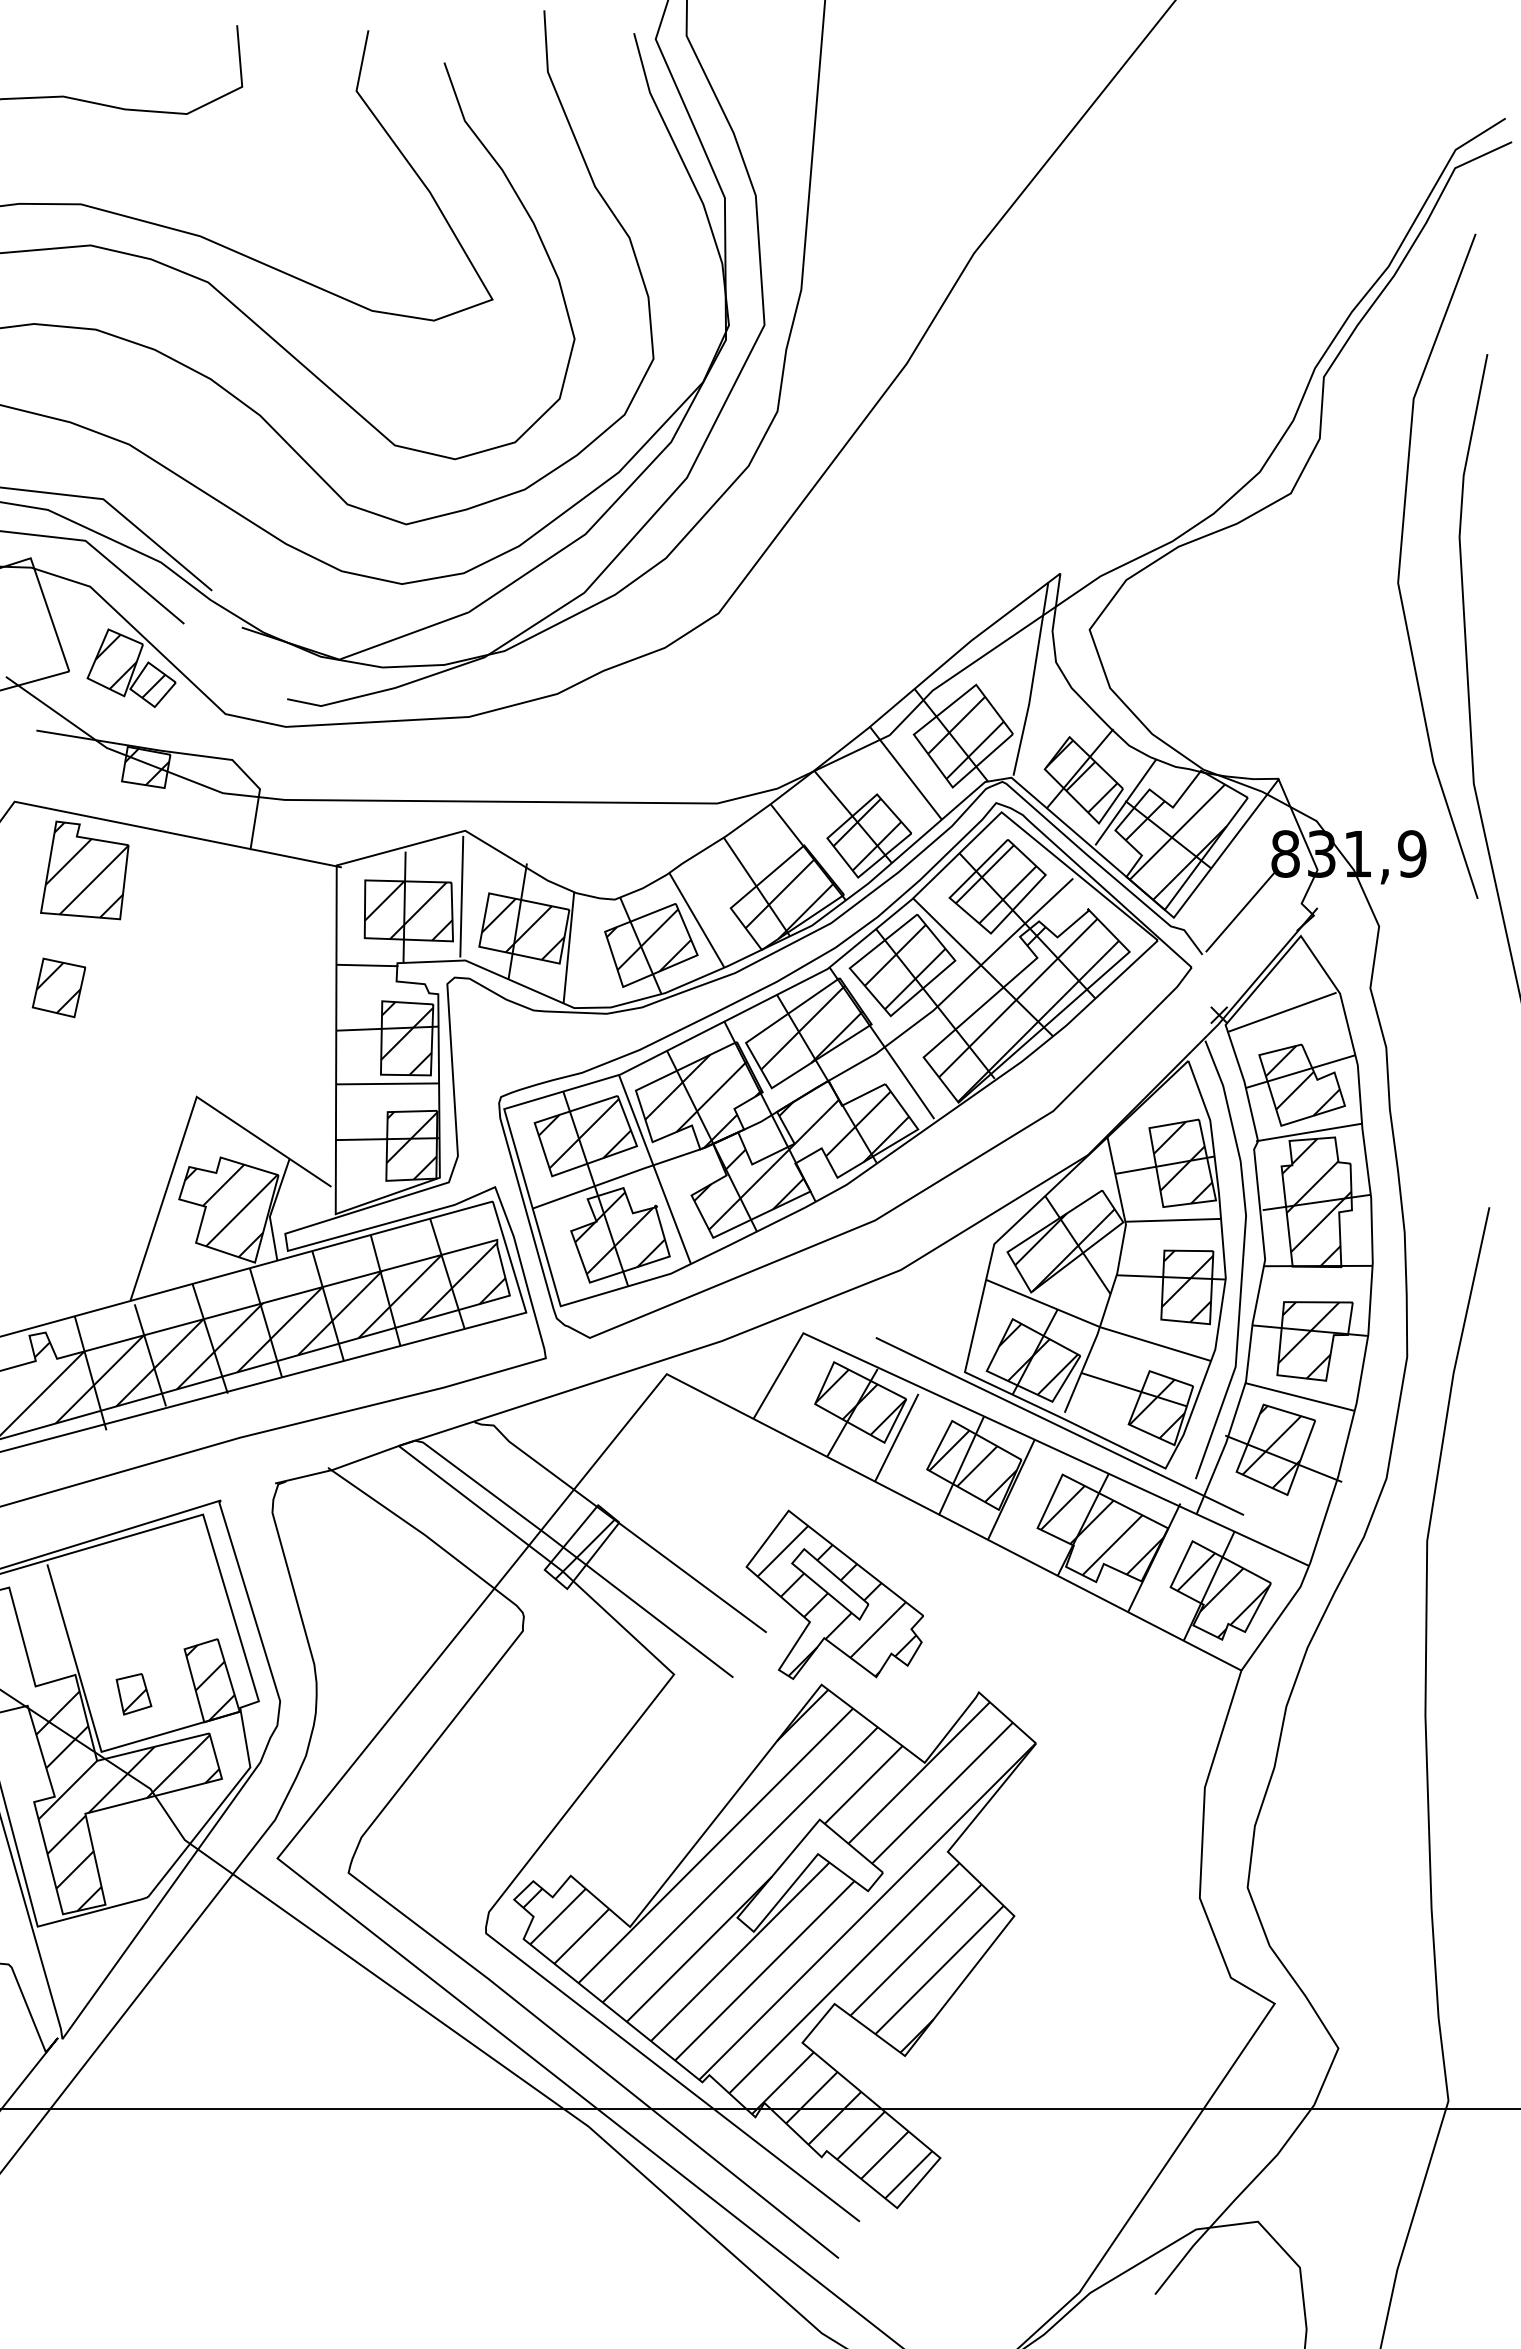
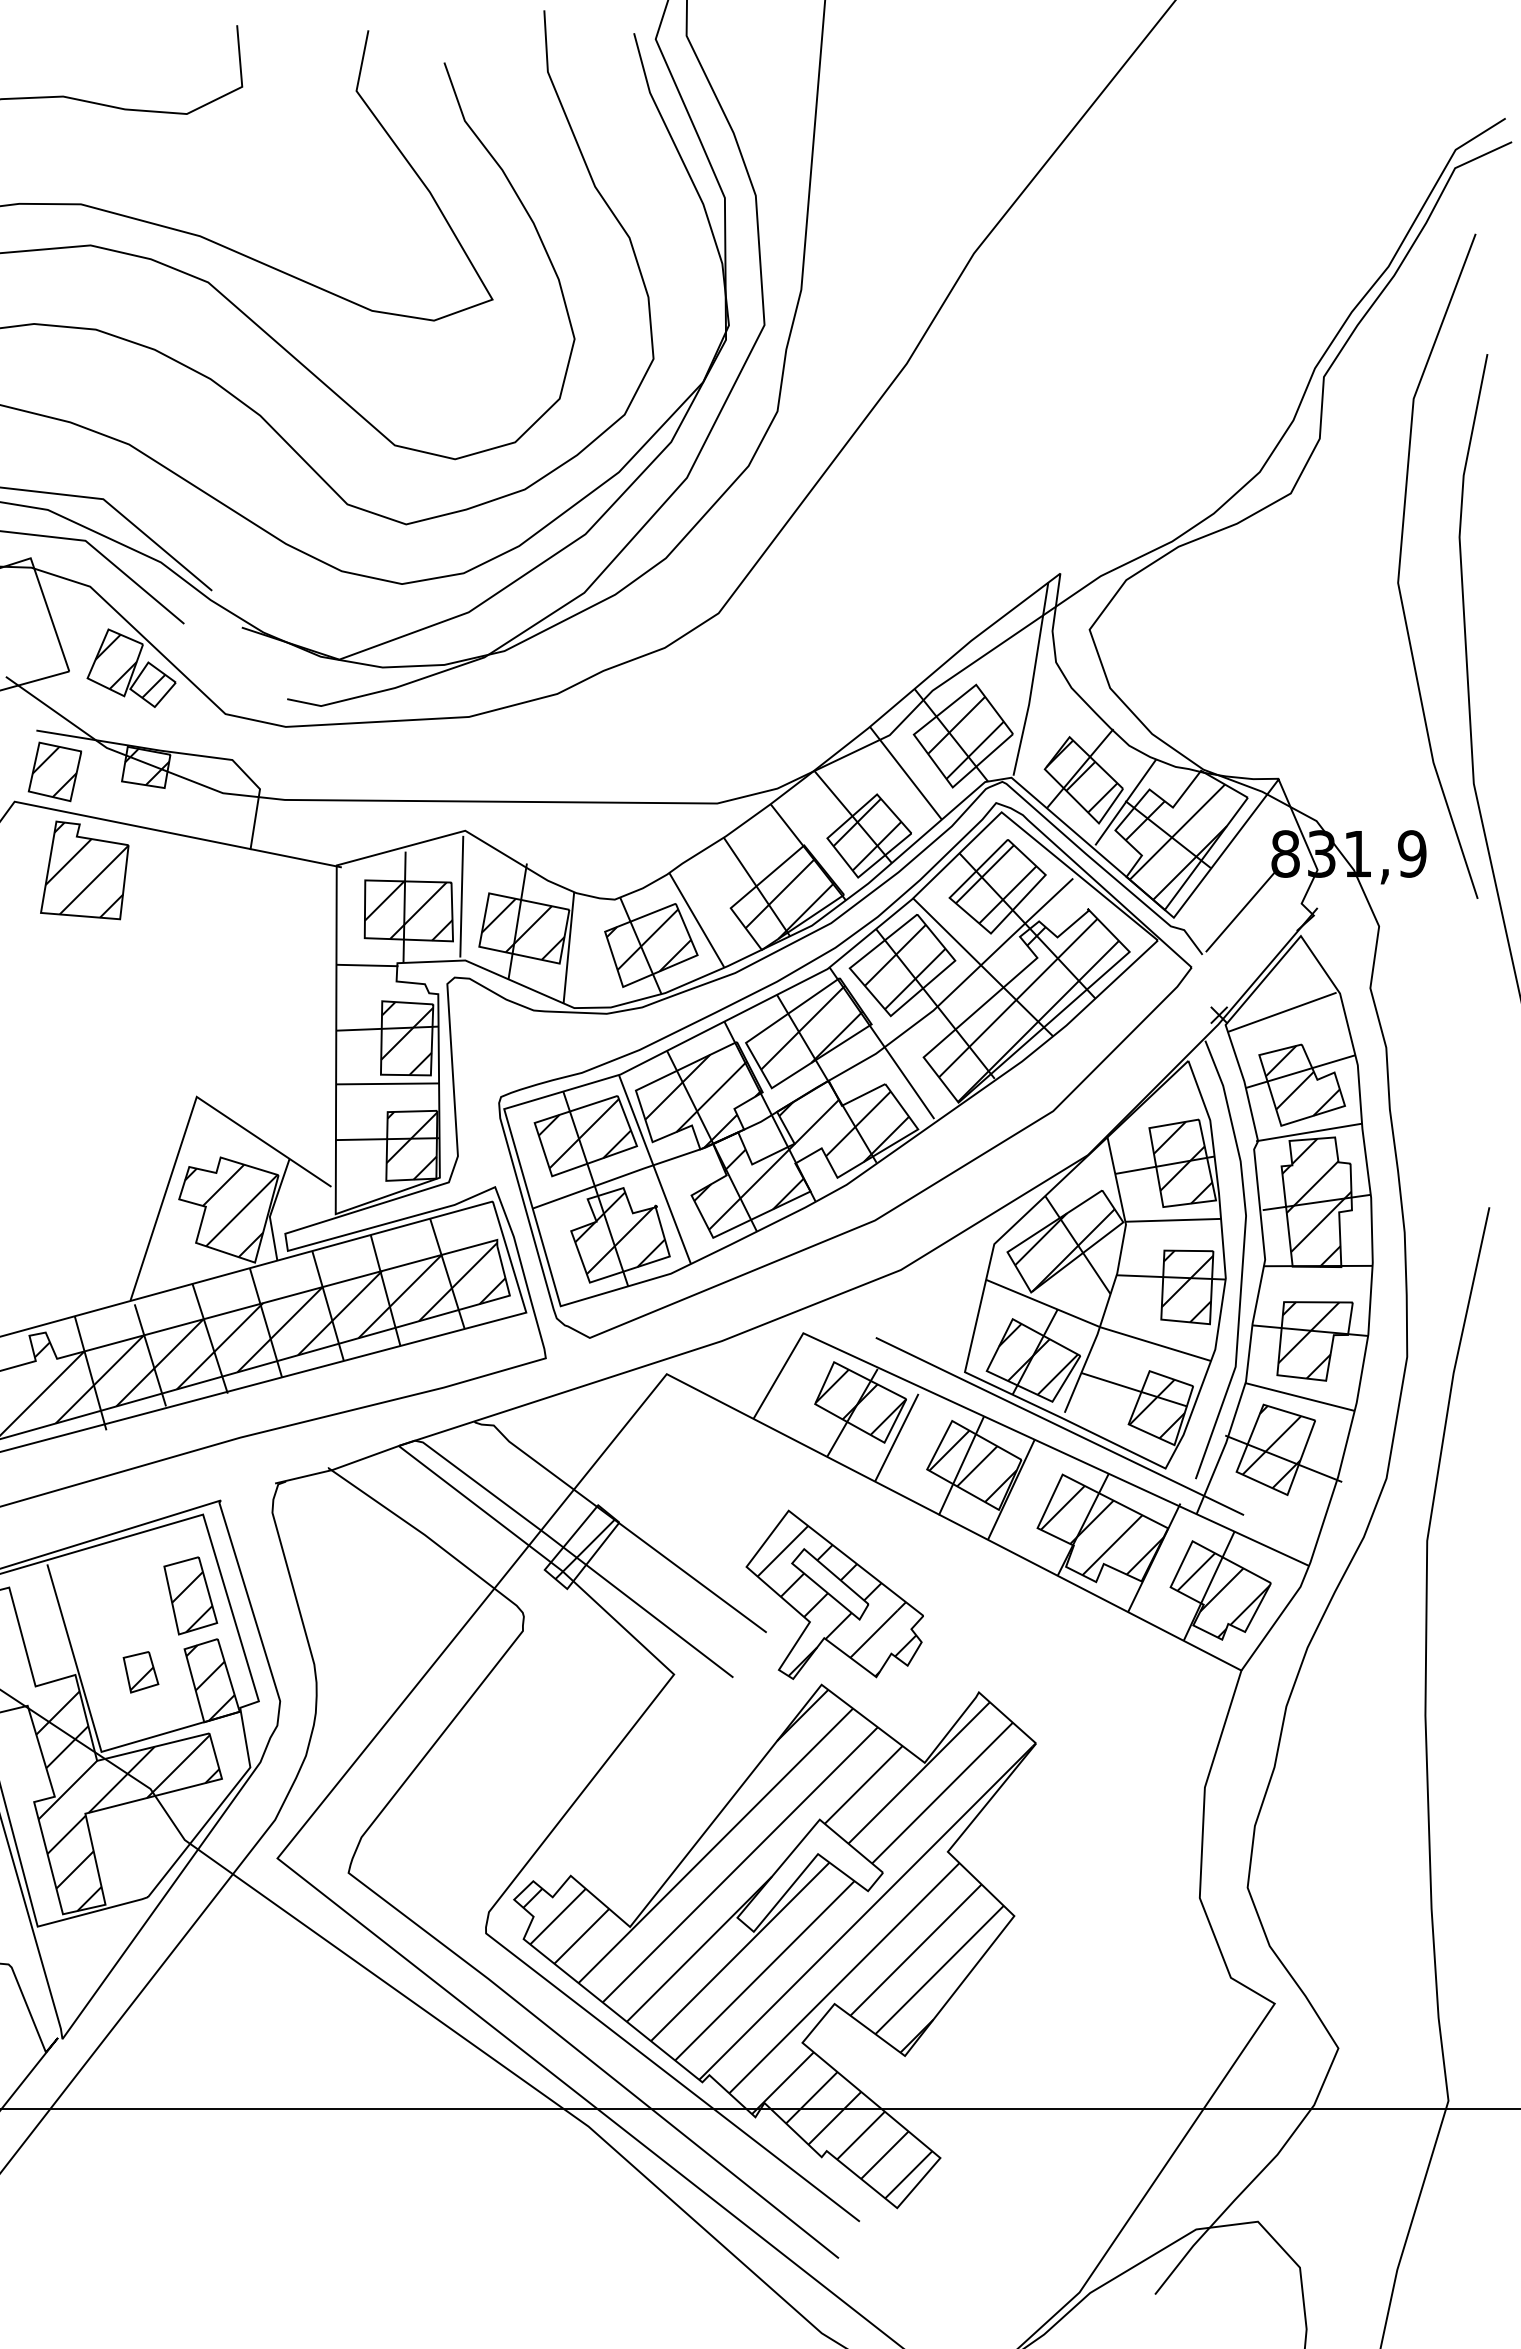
part position: (58, 987) -> (54, 771) (54, 771)
part: none -> present (190, 1595)
part position: (133, 1694) -> (140, 1672) (140, 1672)
